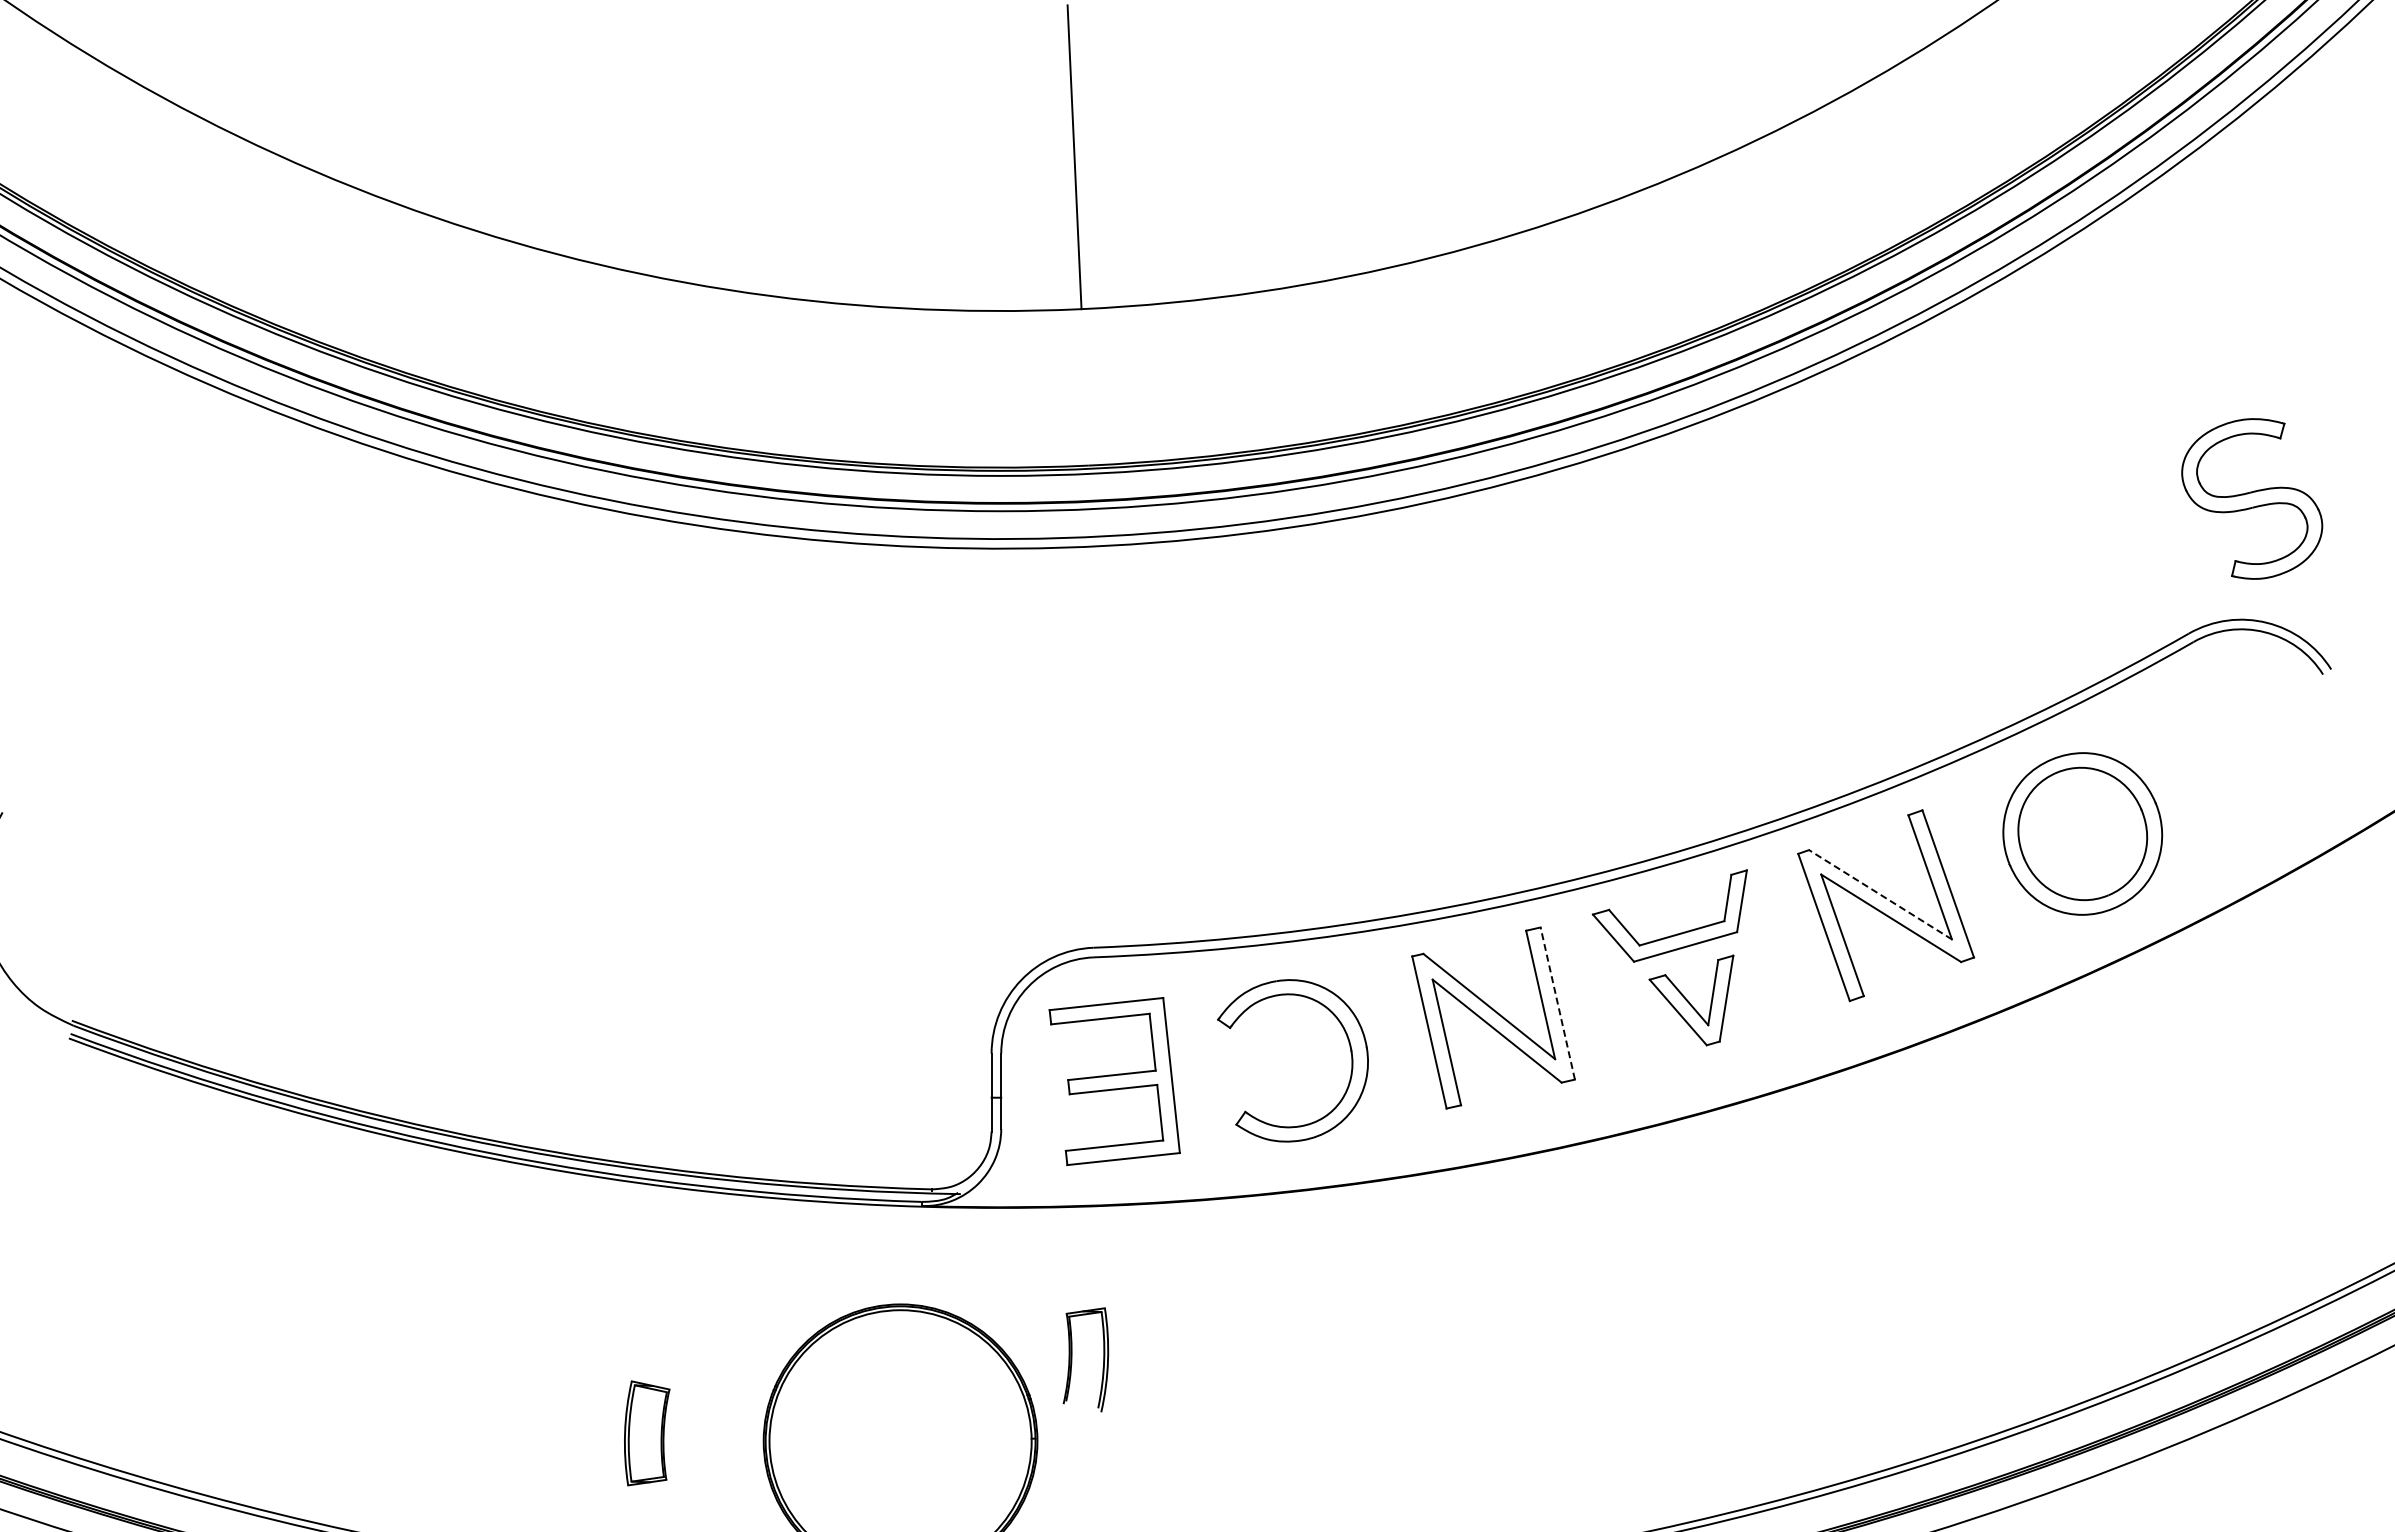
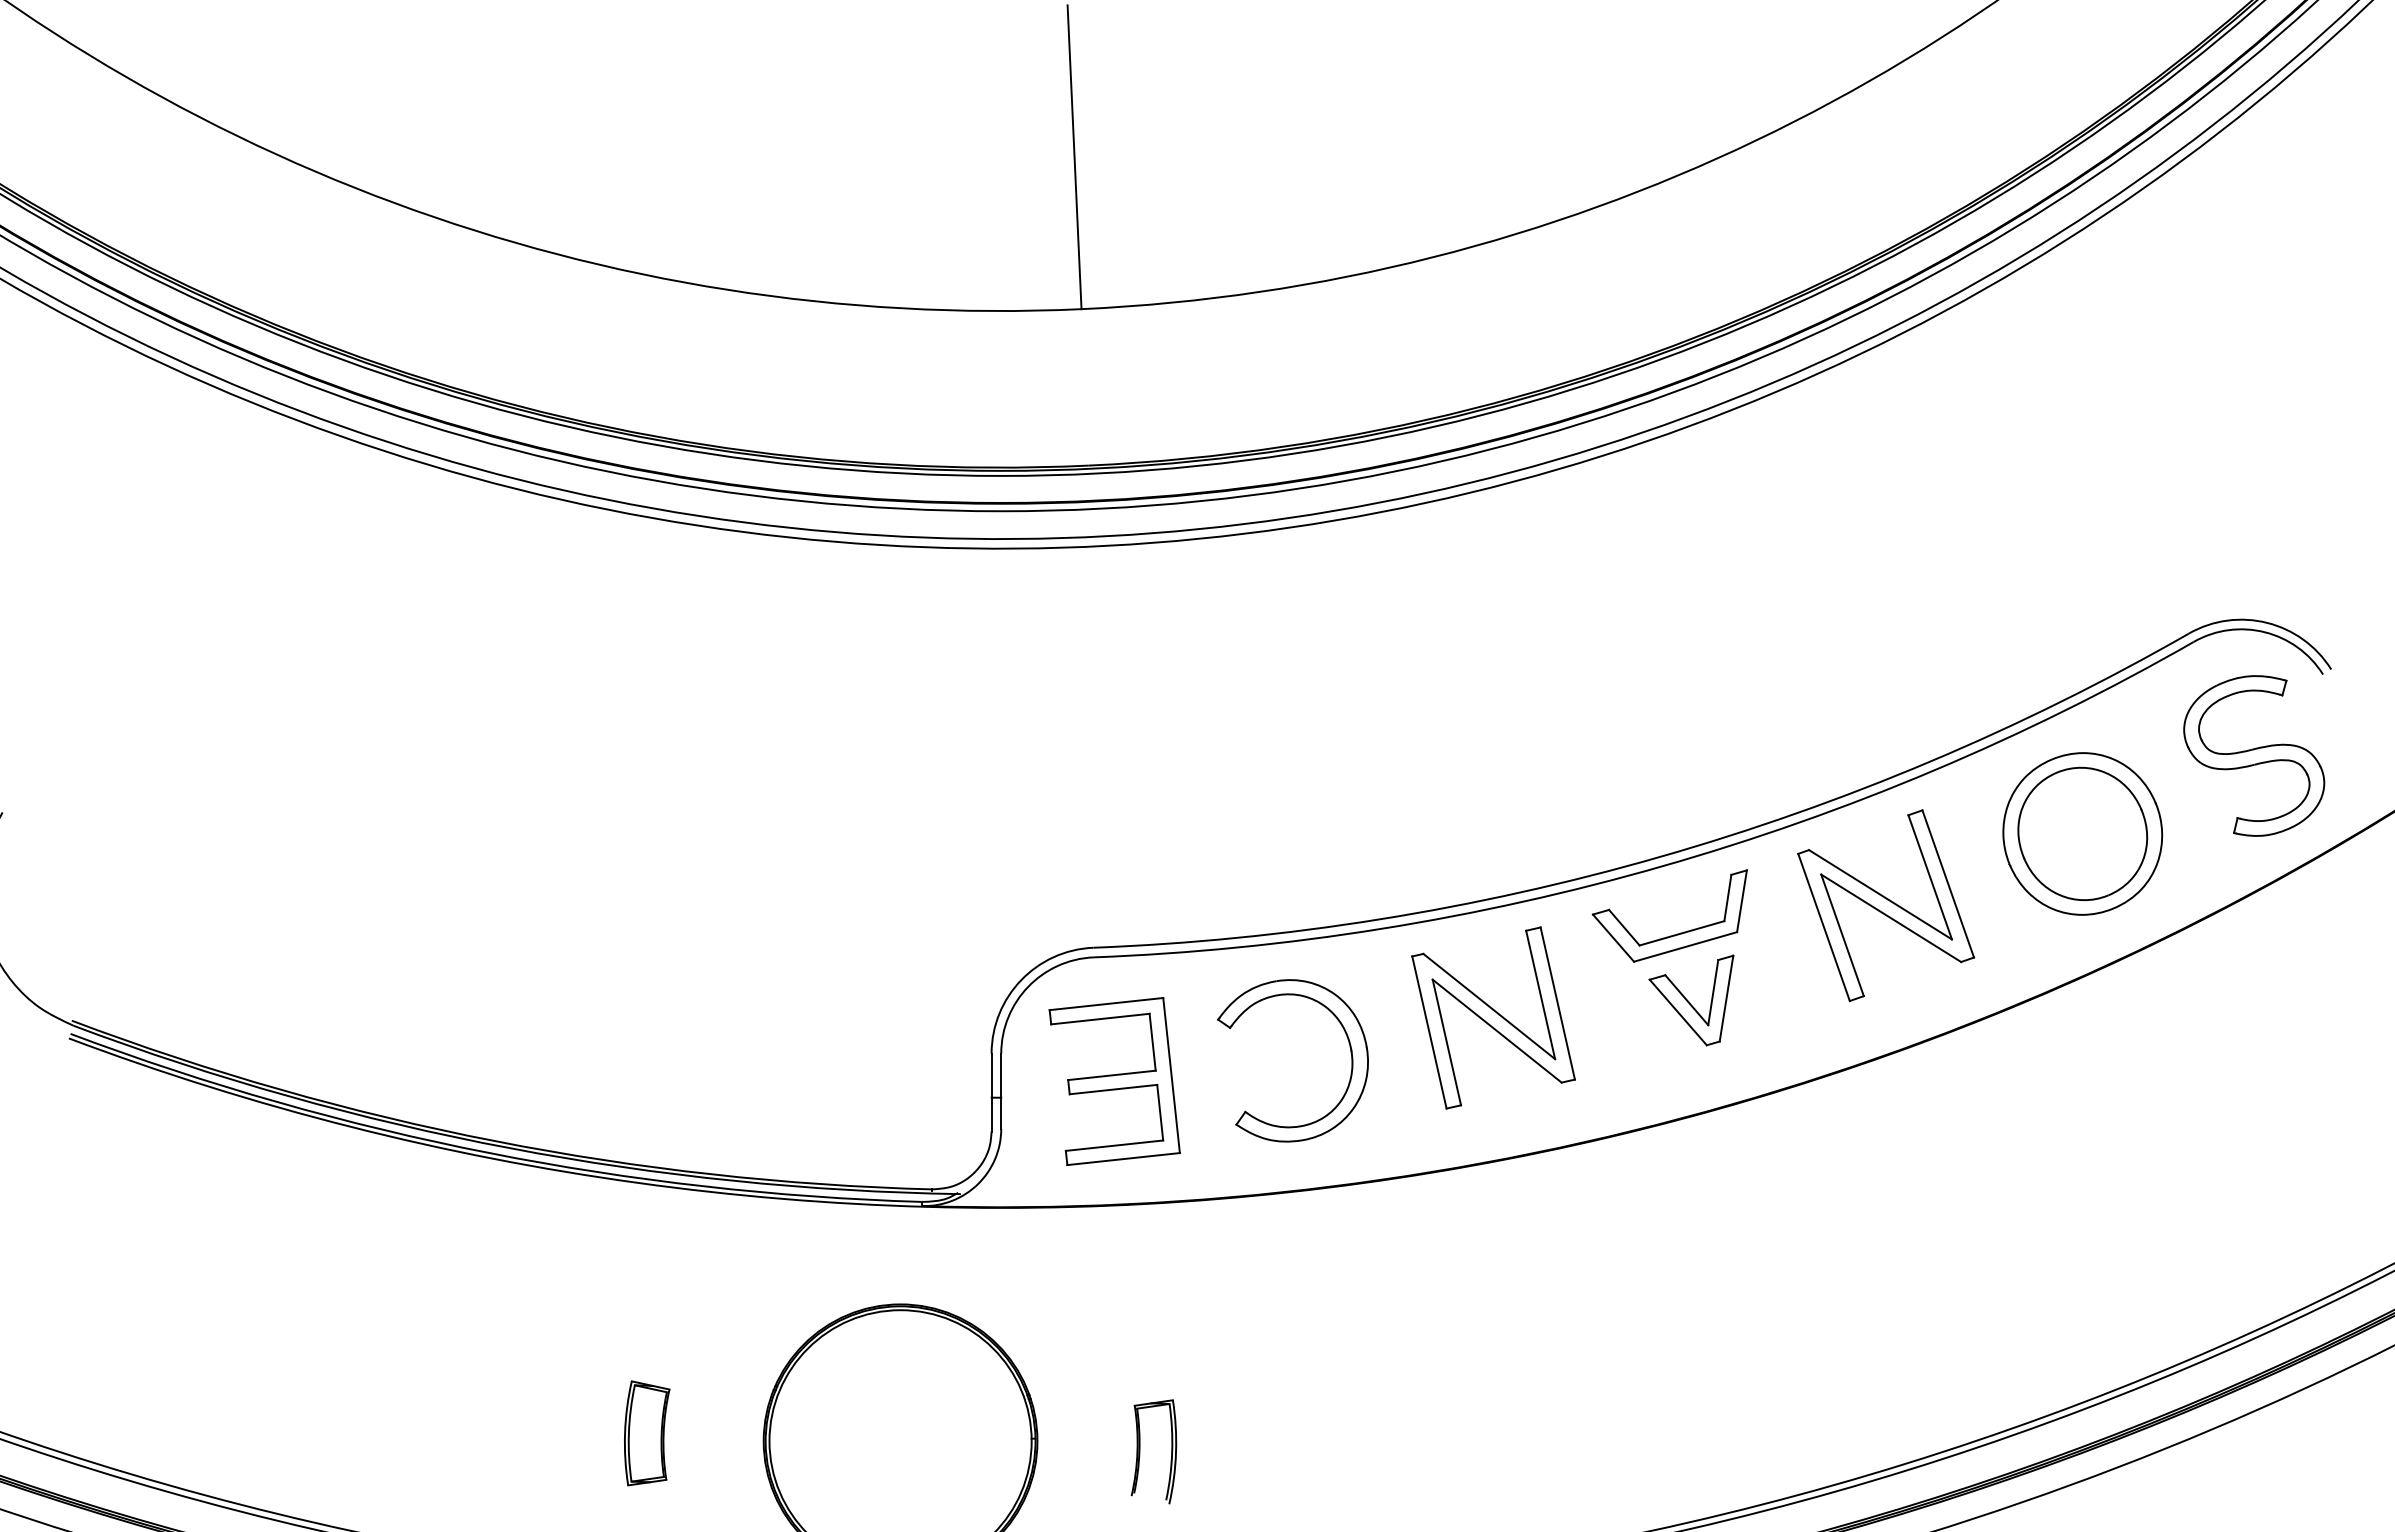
part position: (2252, 498) -> (2254, 755) (2254, 755)
line: dashed -> solid (1880, 894)
line: dashed -> solid (1557, 1003)
part position: (1072, 1359) -> (1140, 1451) (1140, 1451)
